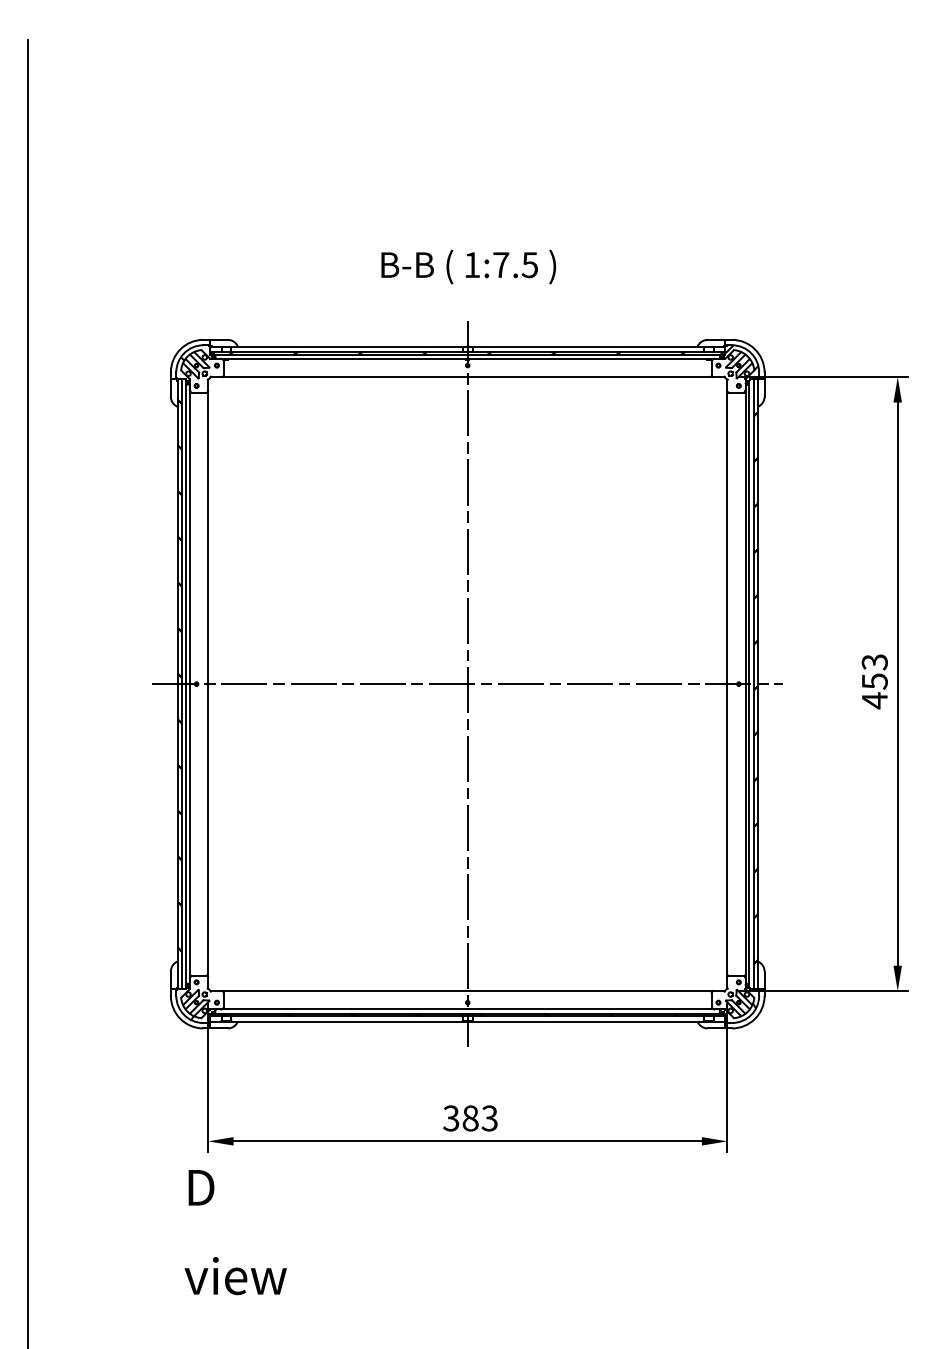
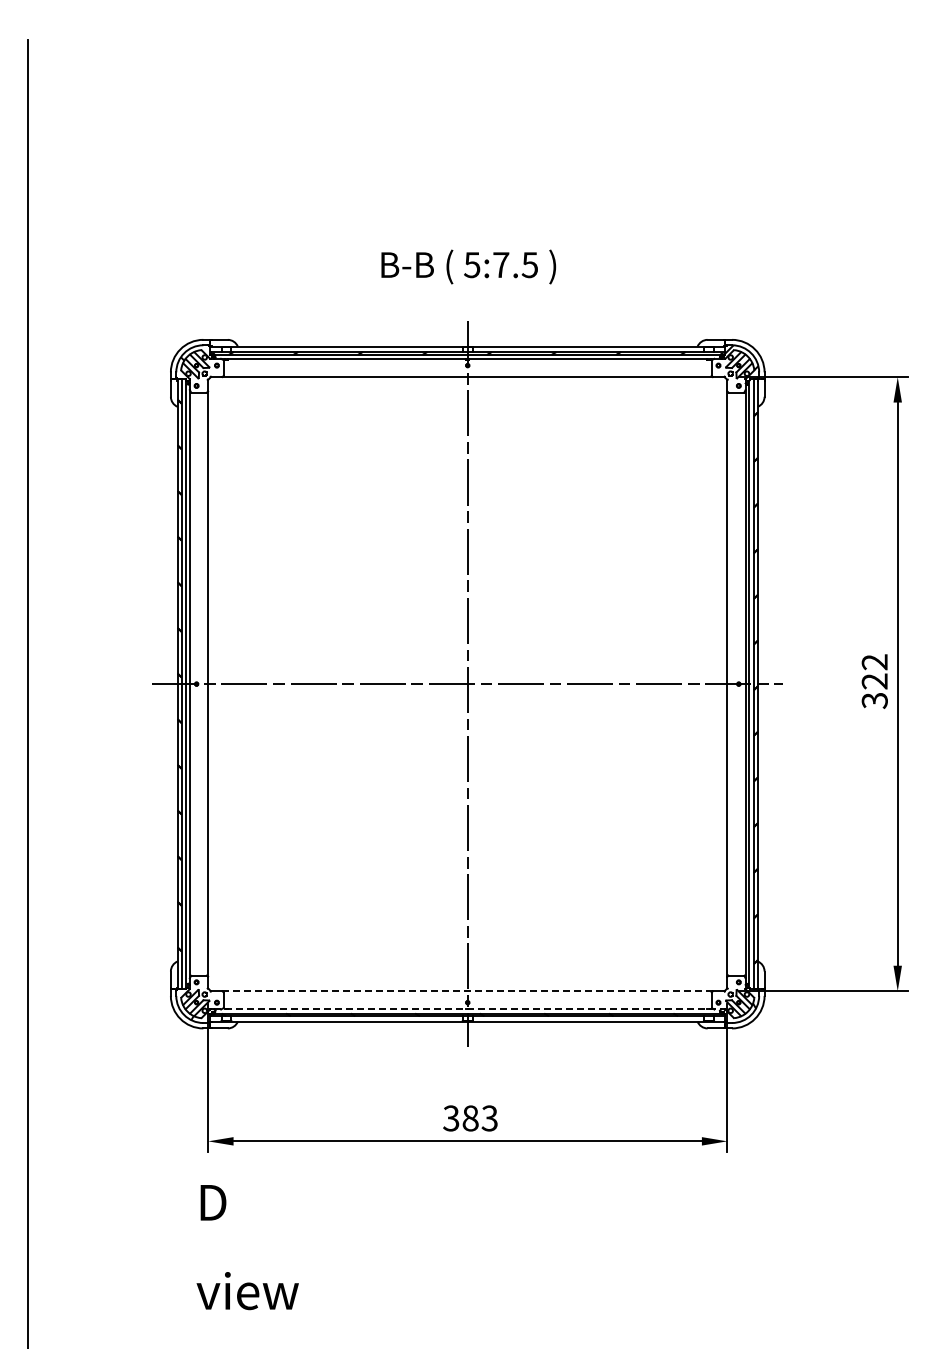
text: 1:7.5 -> 5:7.5 (472, 265)
text: 453 -> 322 (874, 681)
line: solid -> dashed (468, 991)
line: solid -> dashed (467, 1009)
text position: (235, 1232) -> (247, 1247) (247, 1247)
